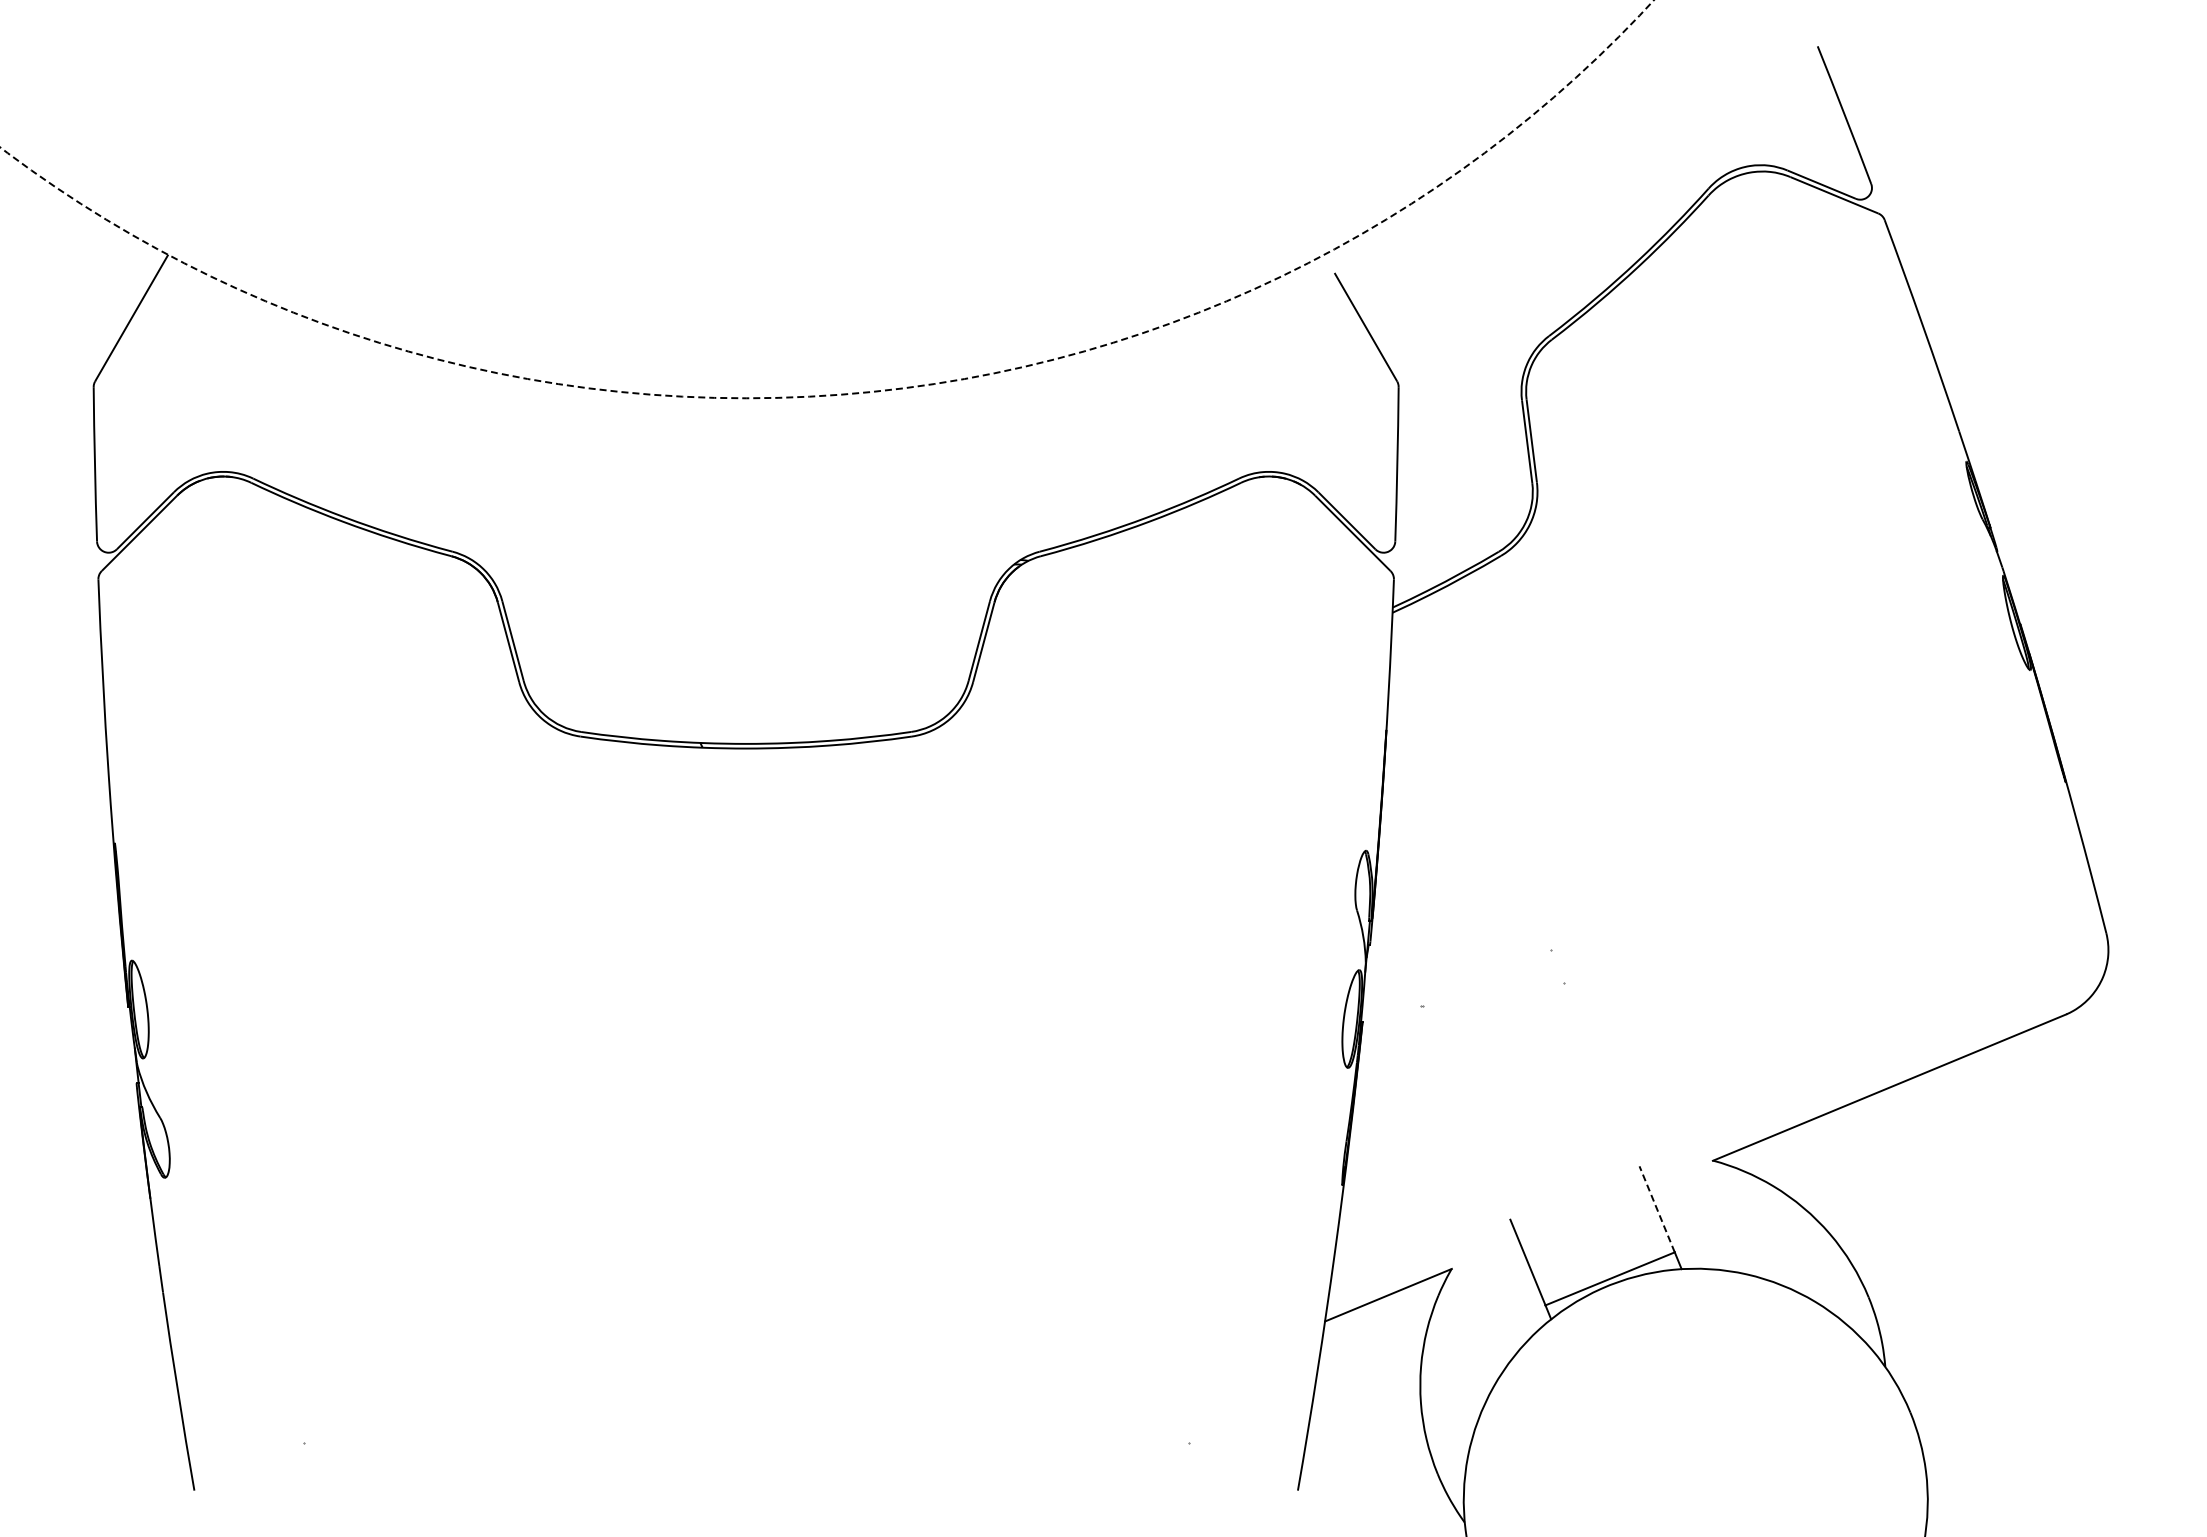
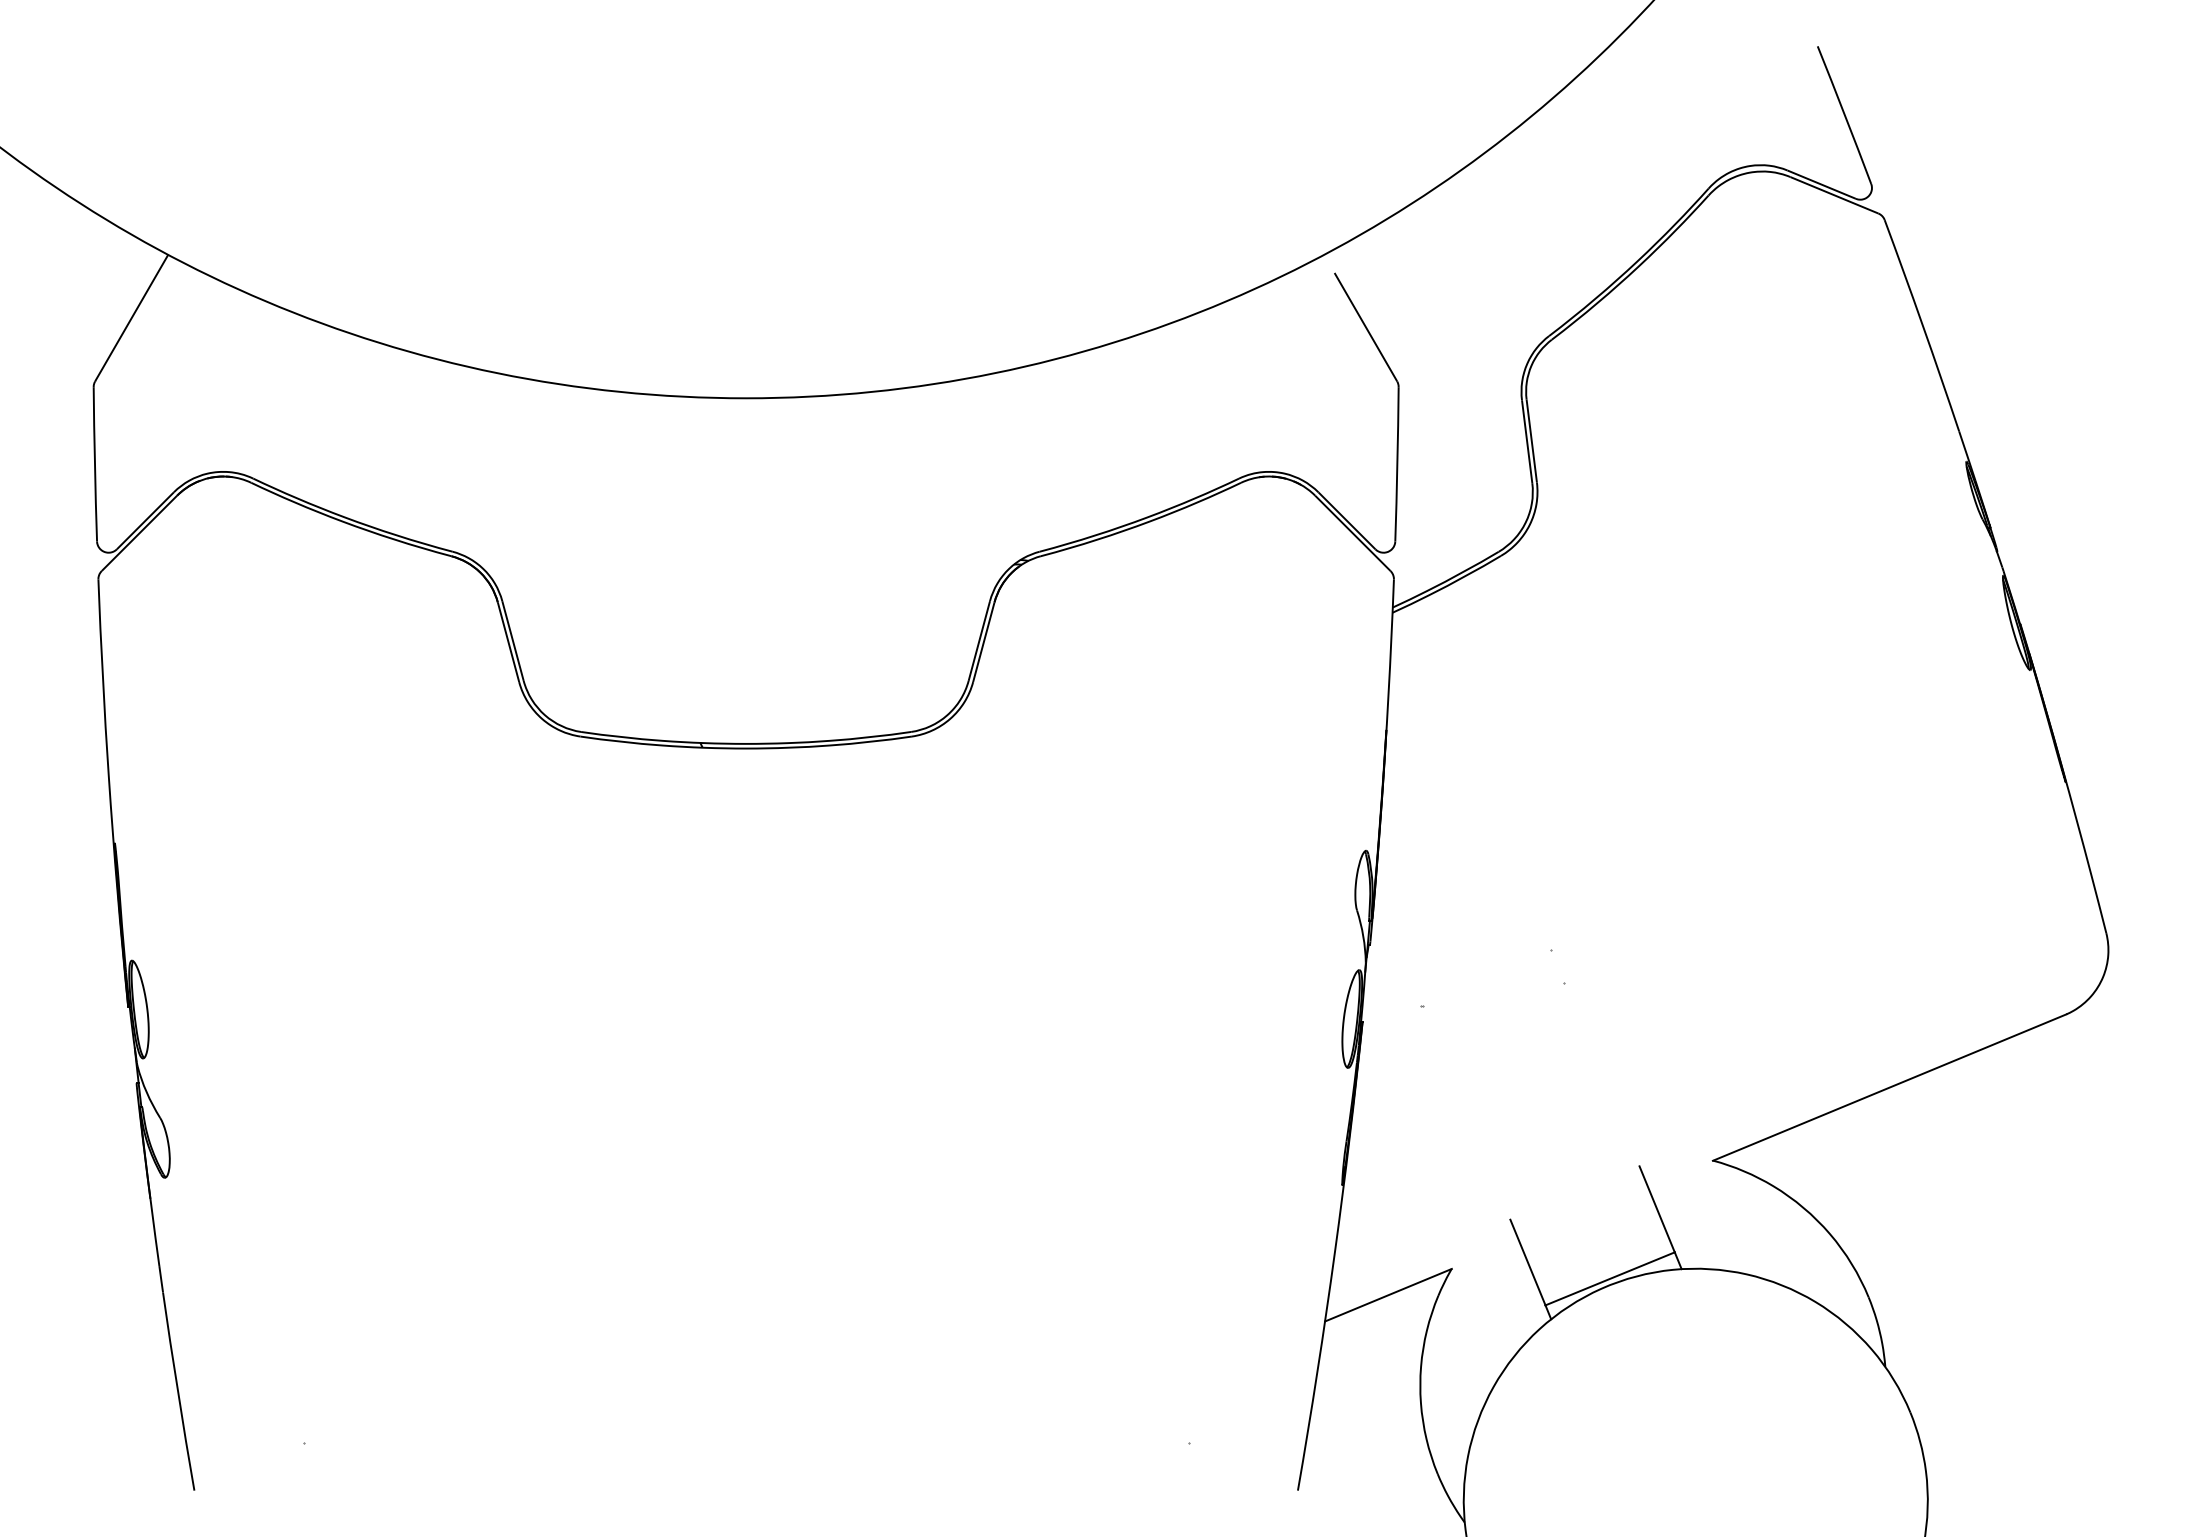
circle: dashed -> solid (826, 199)
line: dashed -> solid (1656, 1208)
